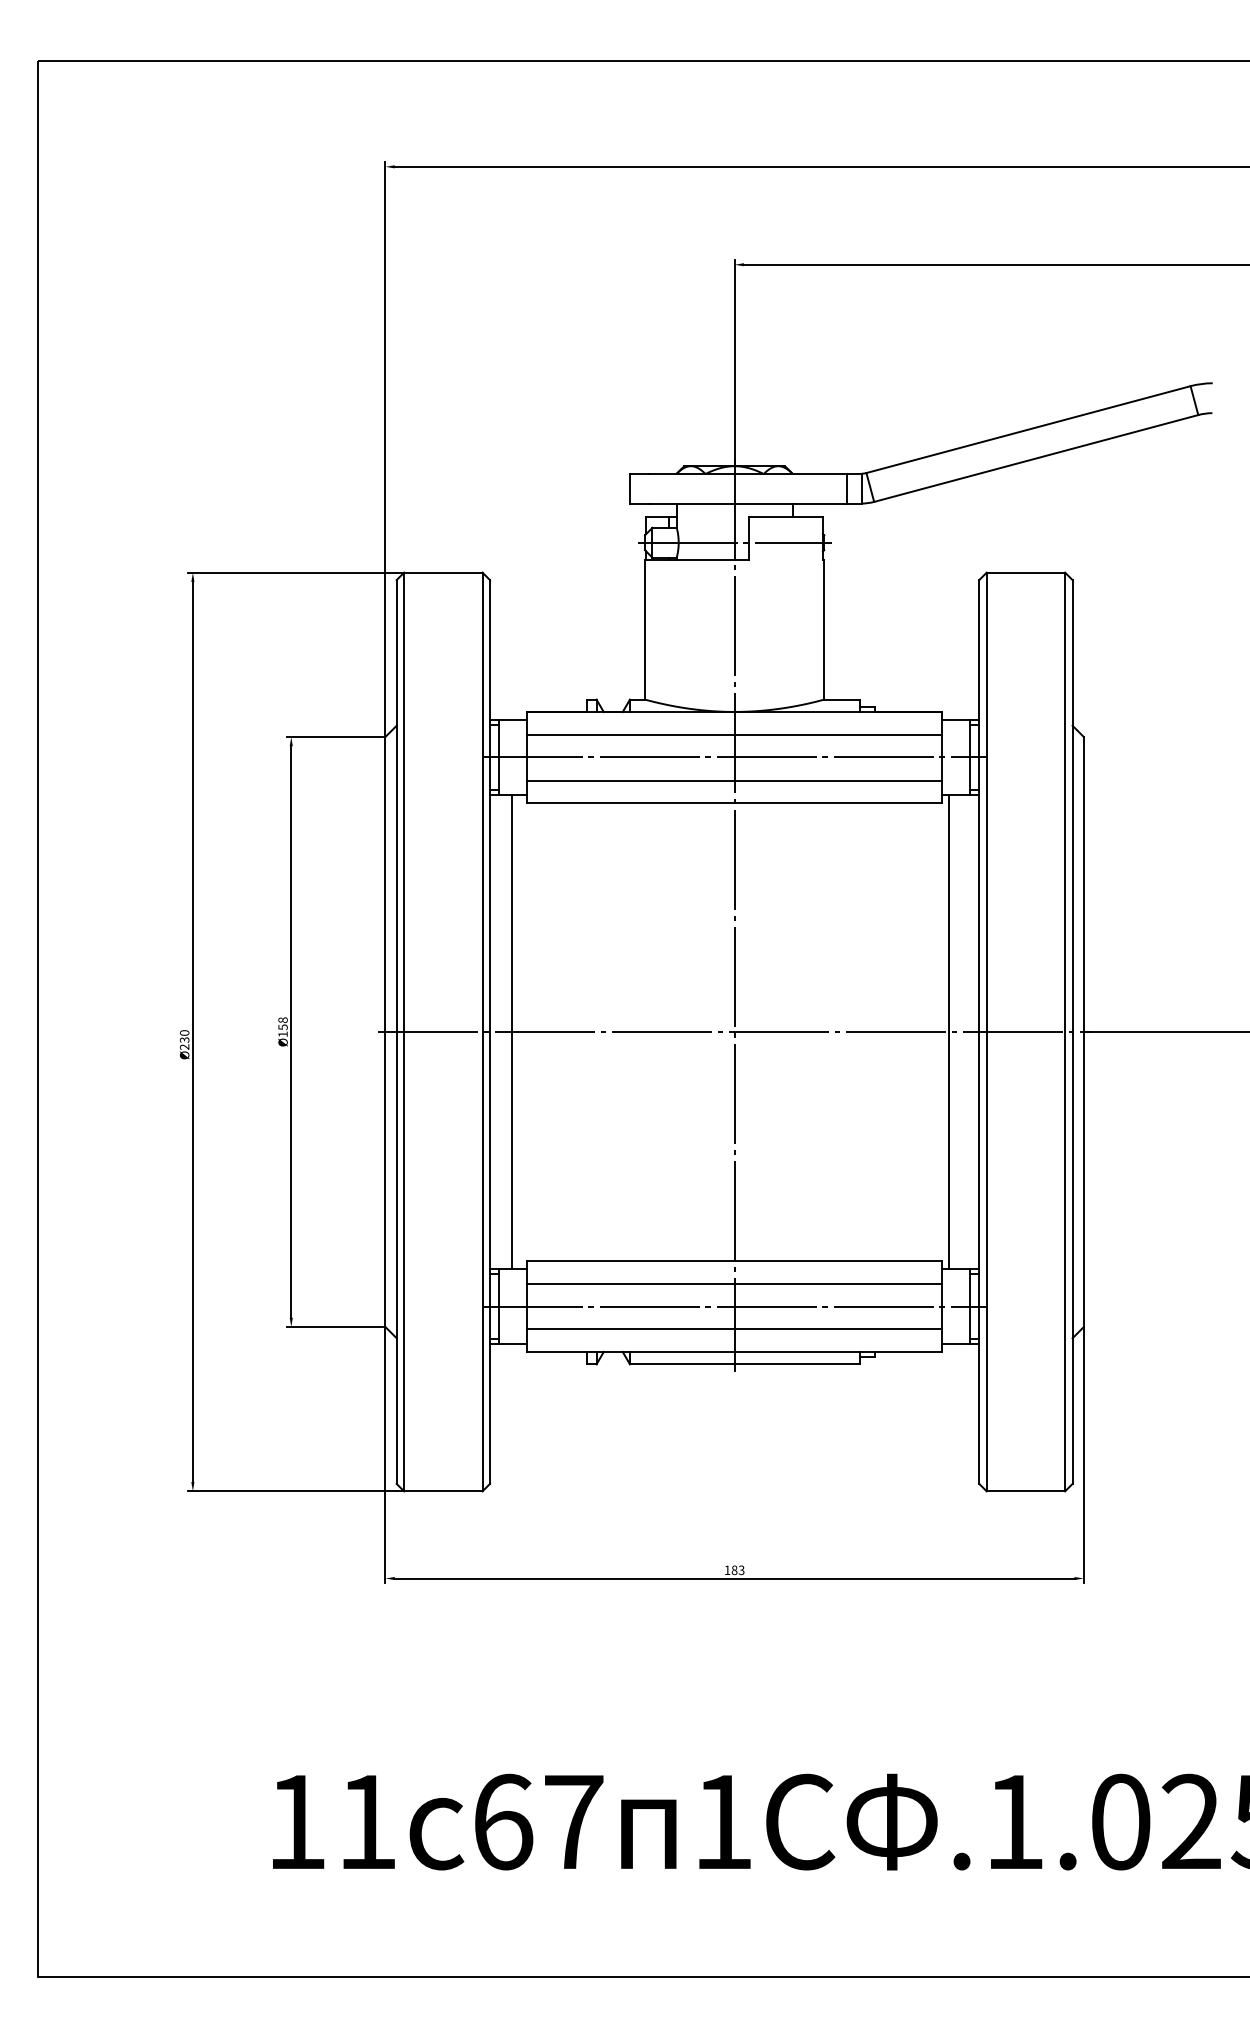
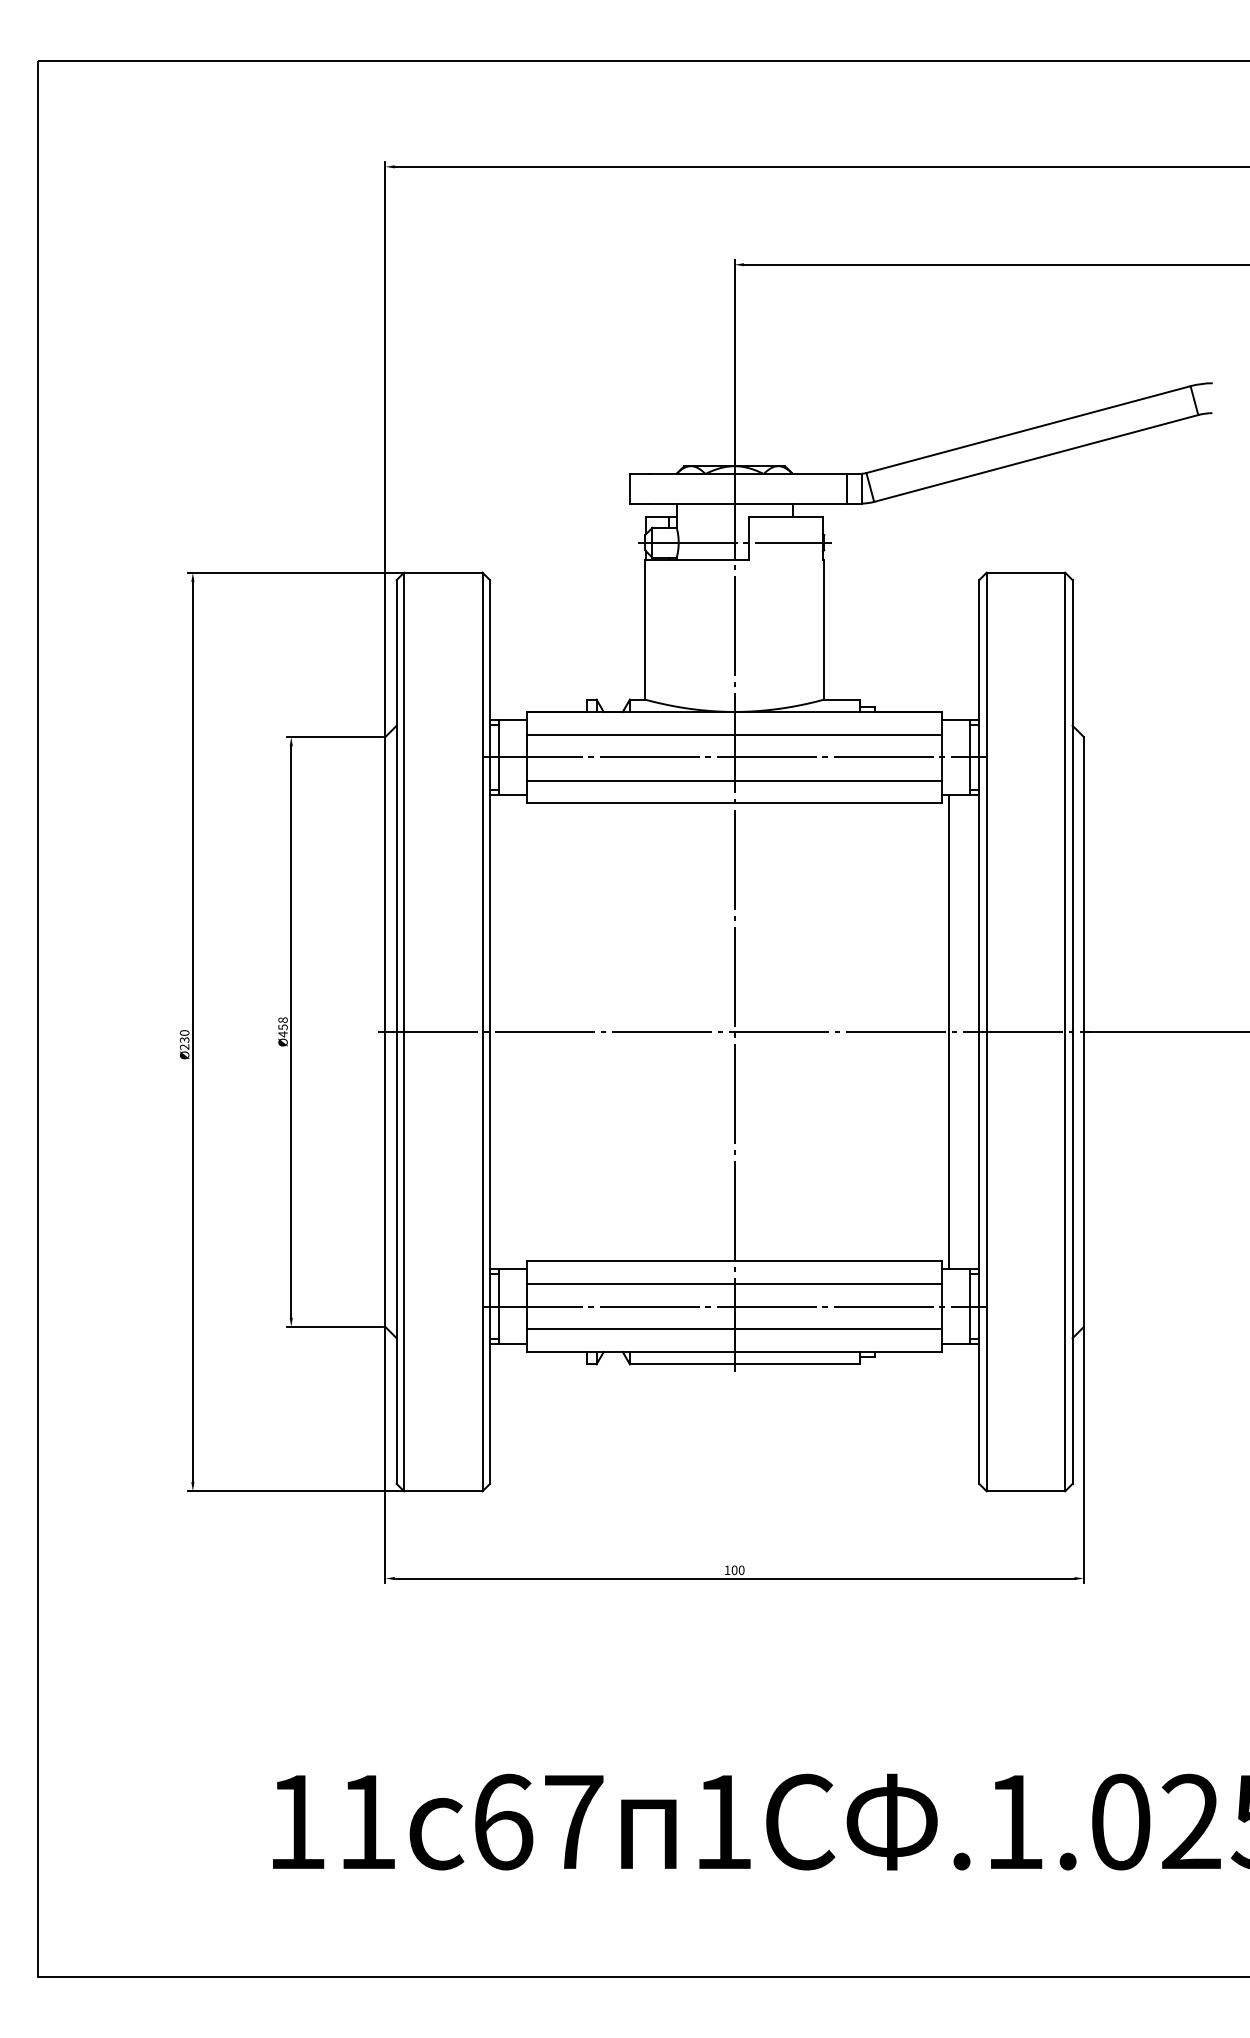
line: present -> none (512, 1031)
text: Ø158 -> Ø458 (282, 1034)
text: 183 -> 100 (737, 1569)
